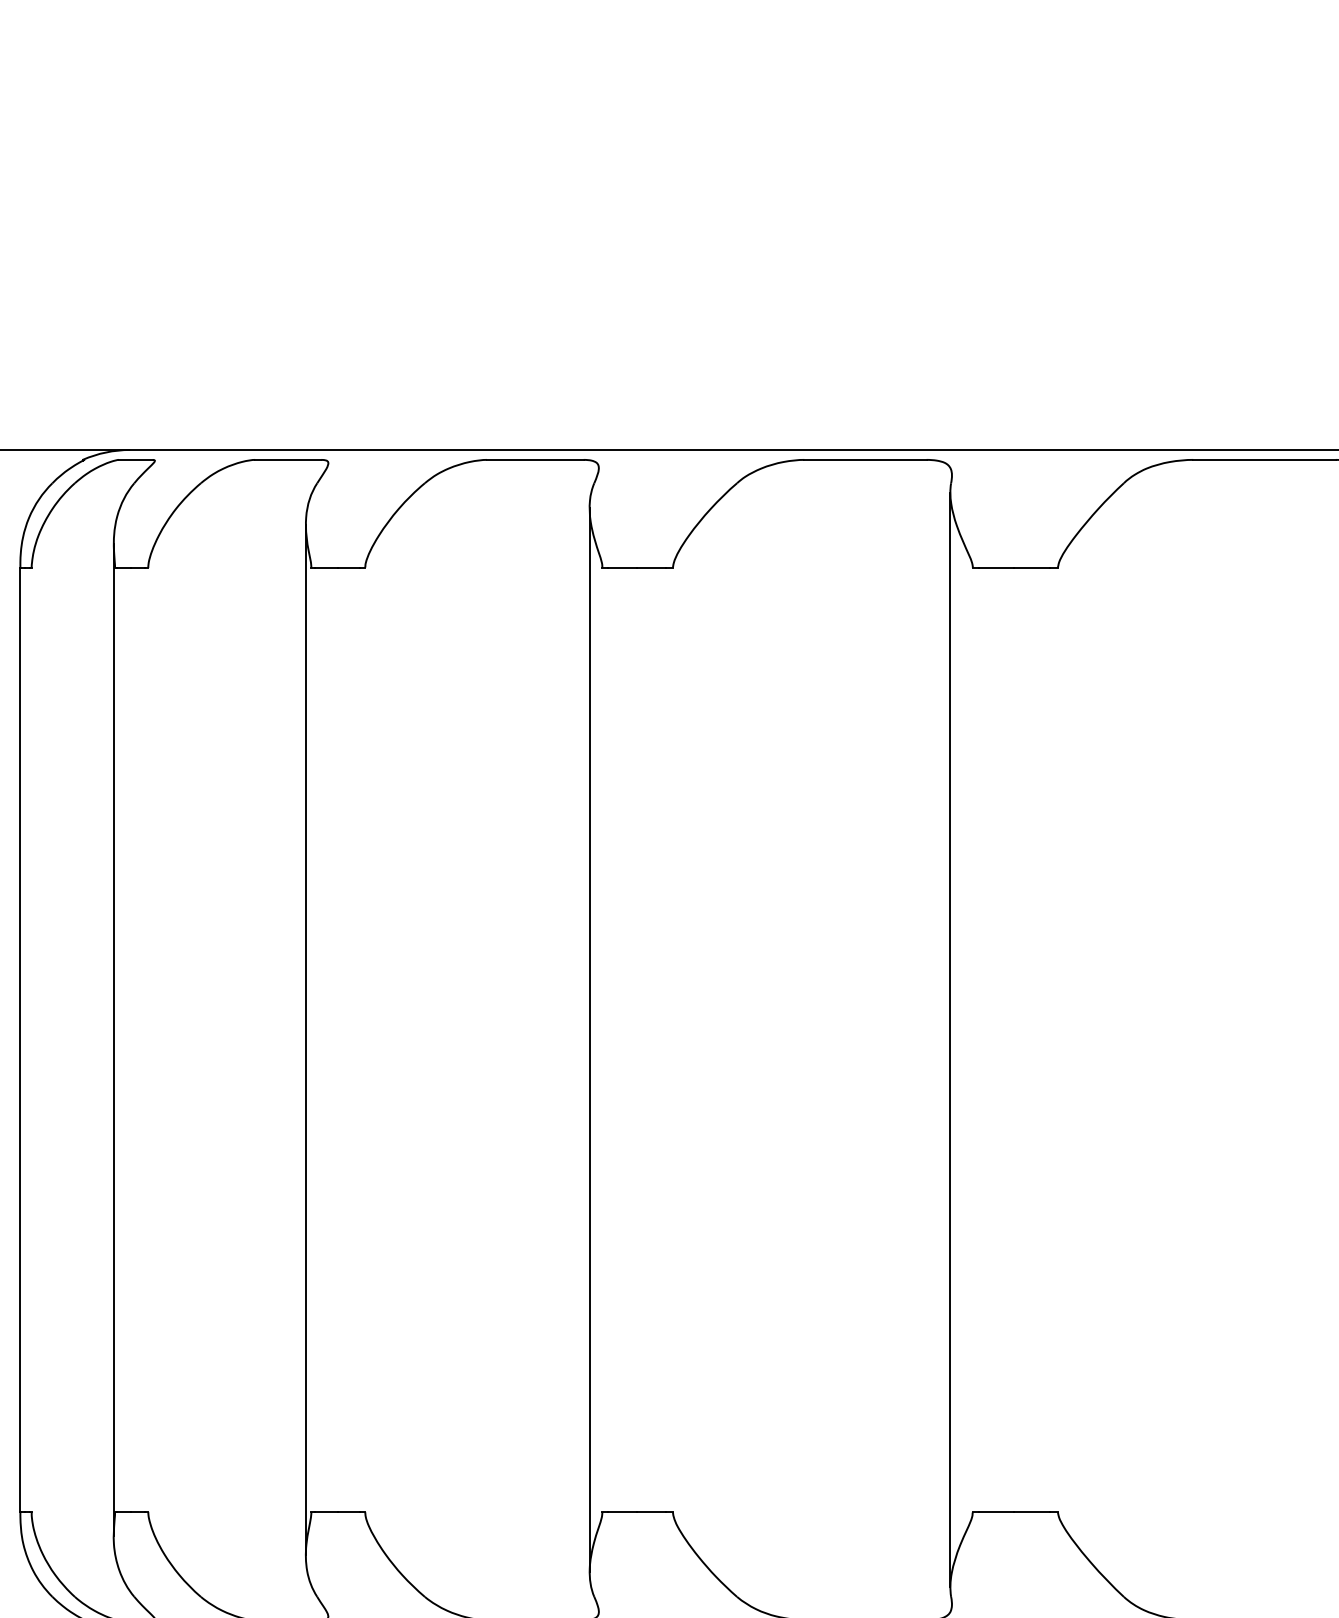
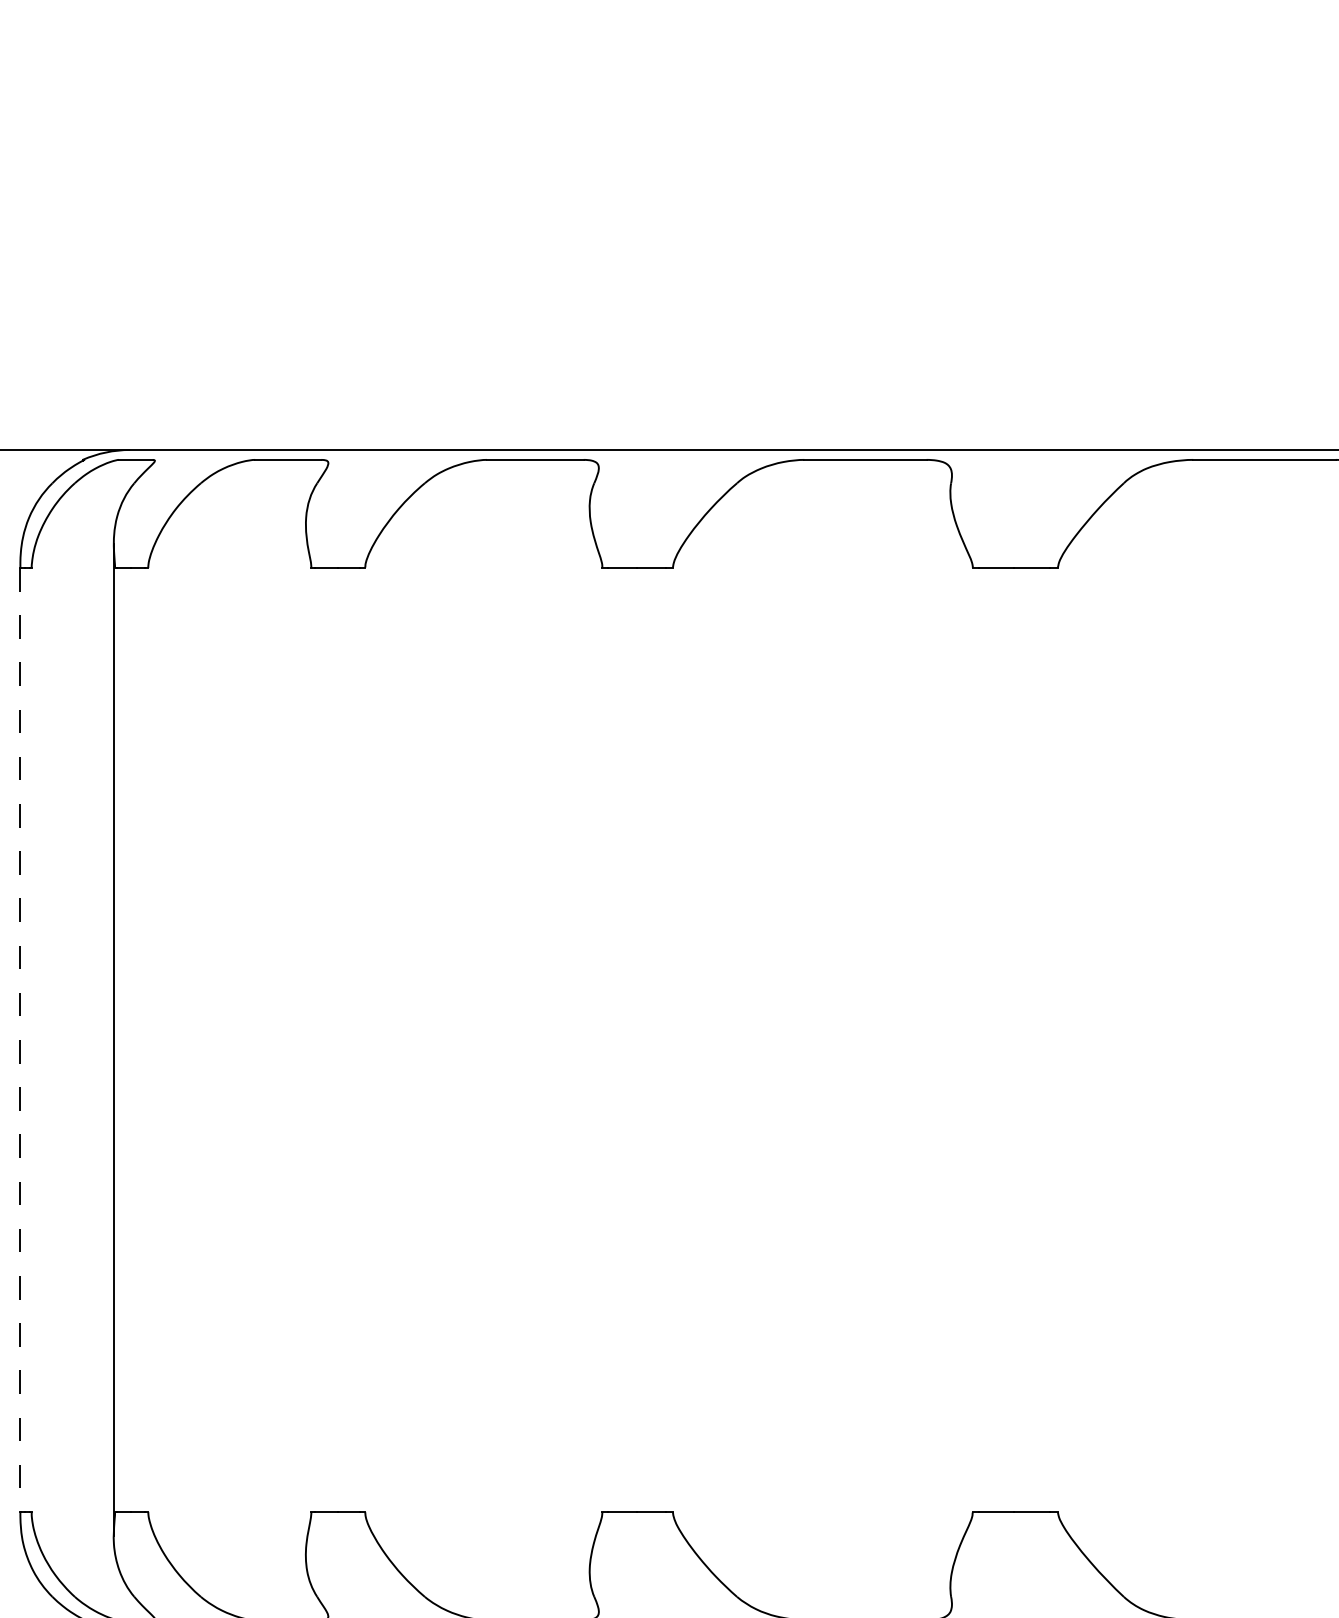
line: solid -> dashed (20, 1039)
line: present -> none (305, 1039)
line: present -> none (589, 1039)
line: present -> none (950, 1039)
